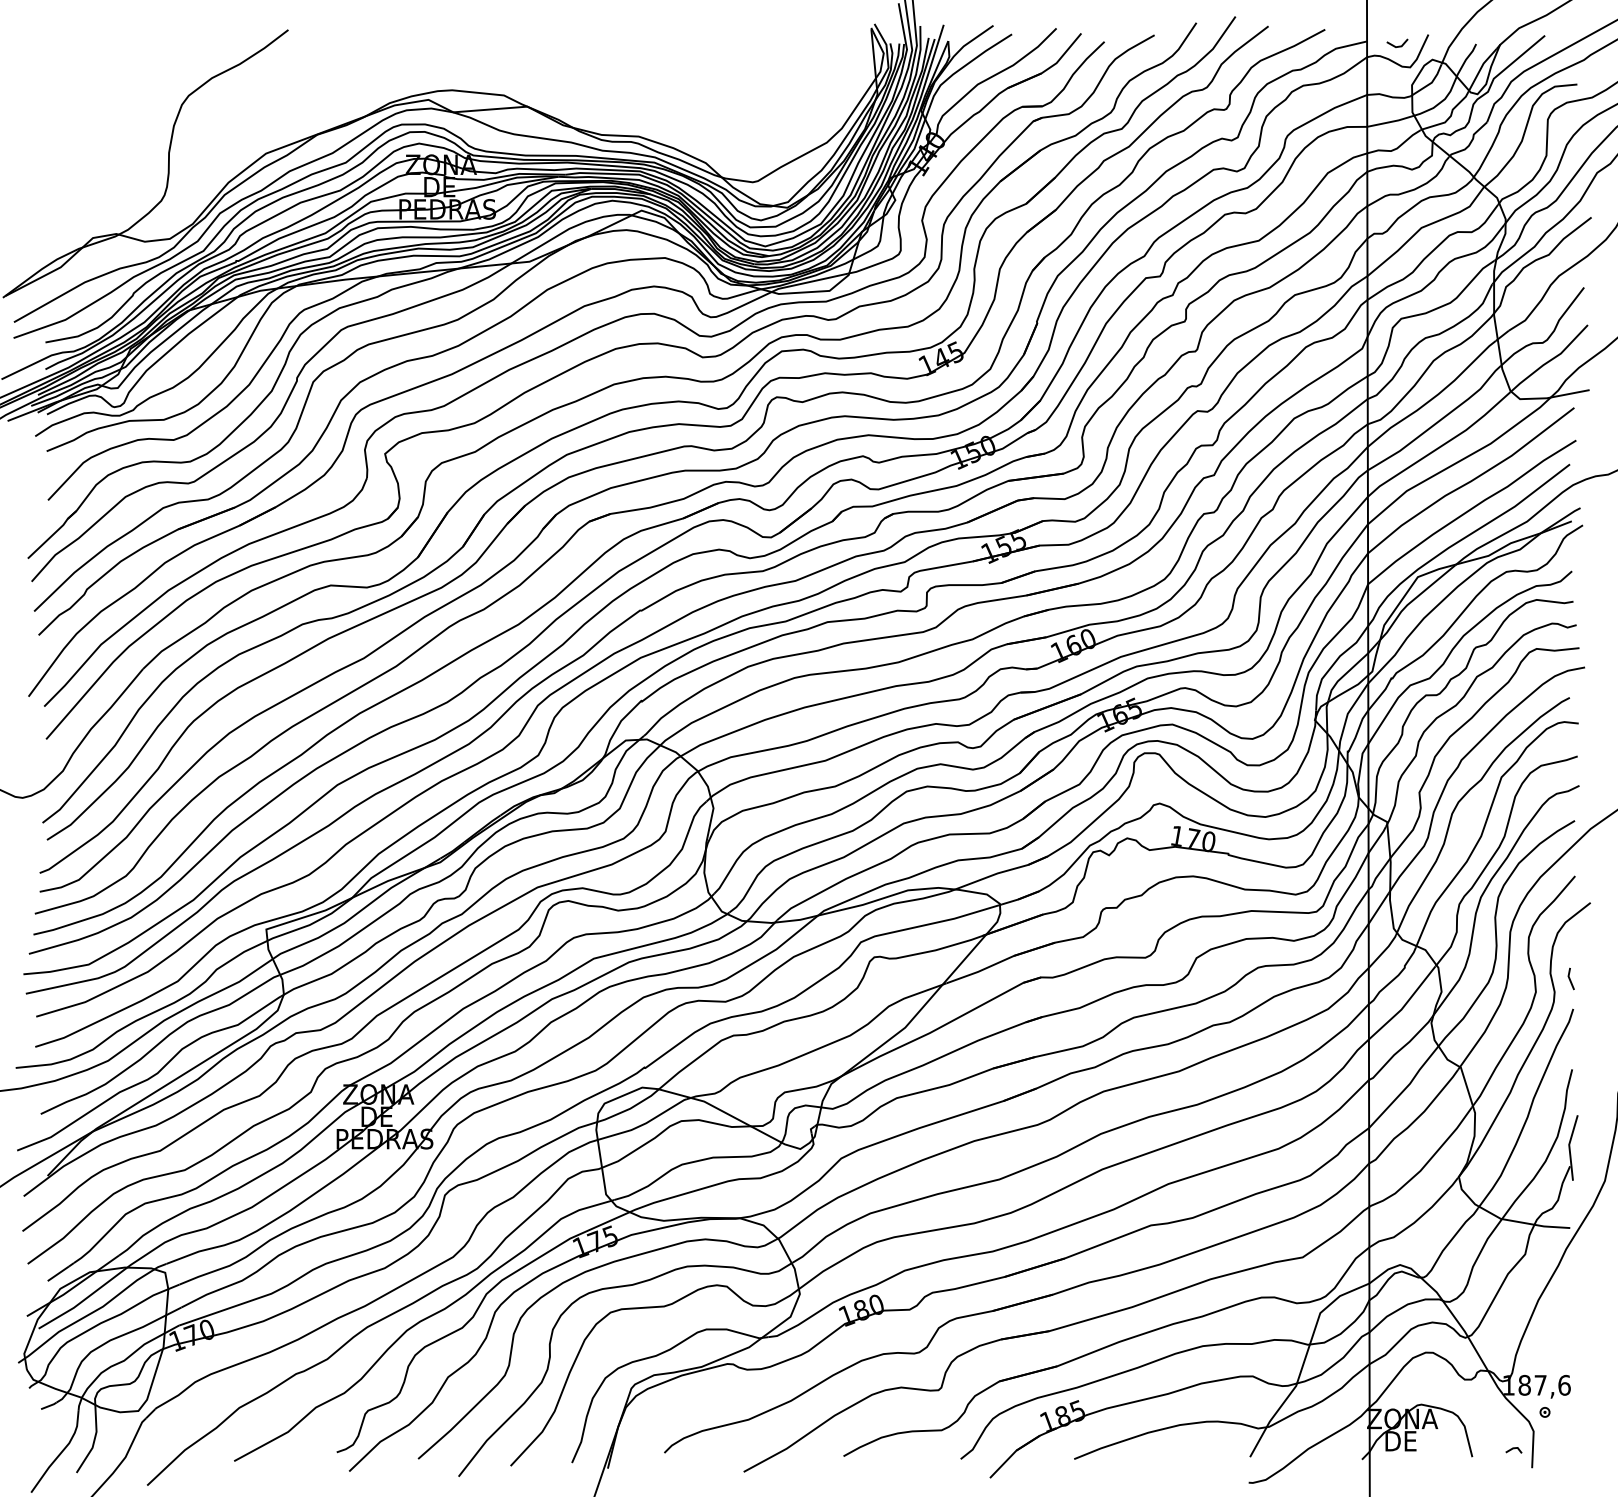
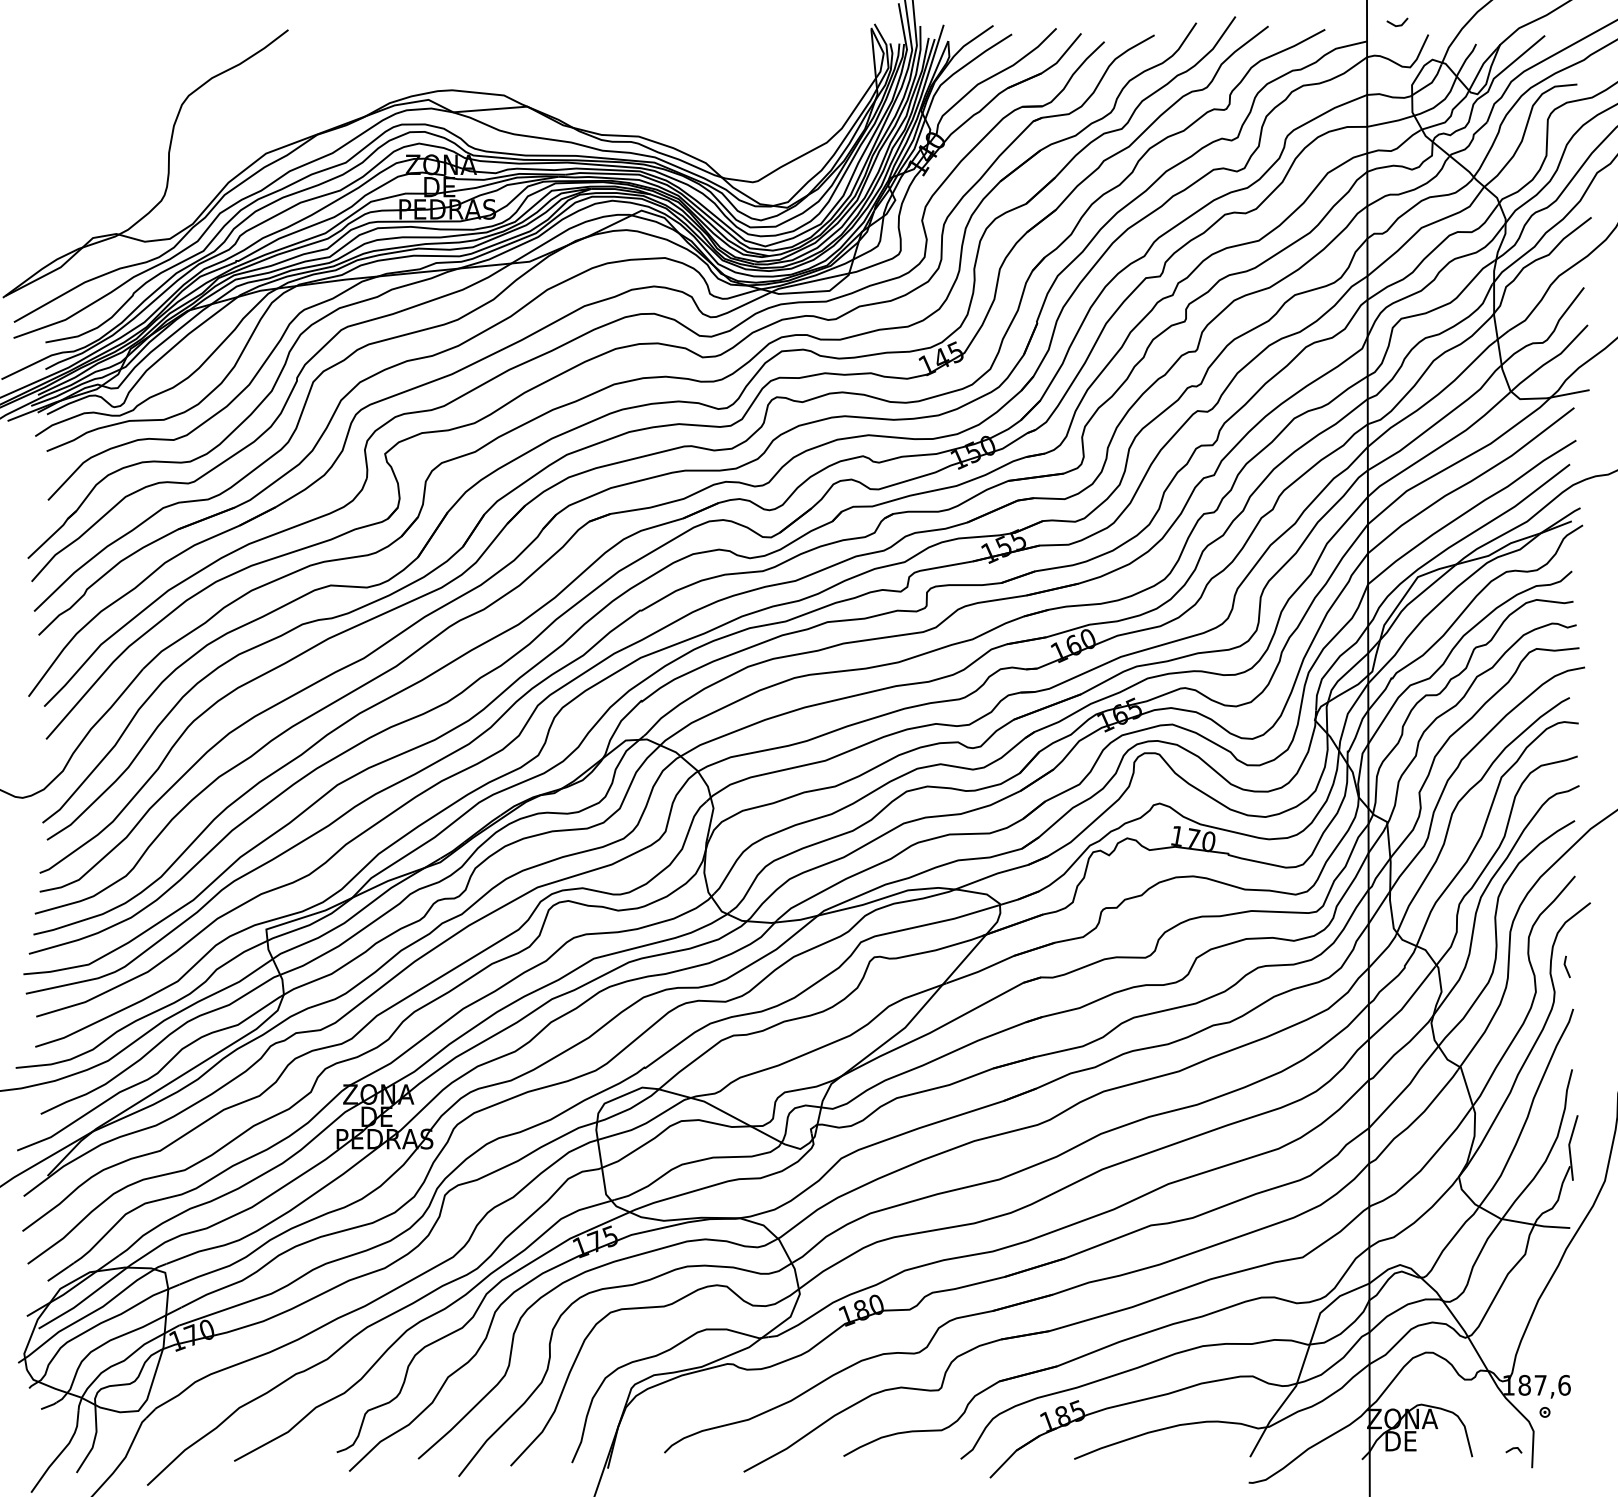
line position: (1398, 45) -> (1398, 24) (1398, 24)
line position: (1570, 978) -> (1566, 966) (1566, 966)
